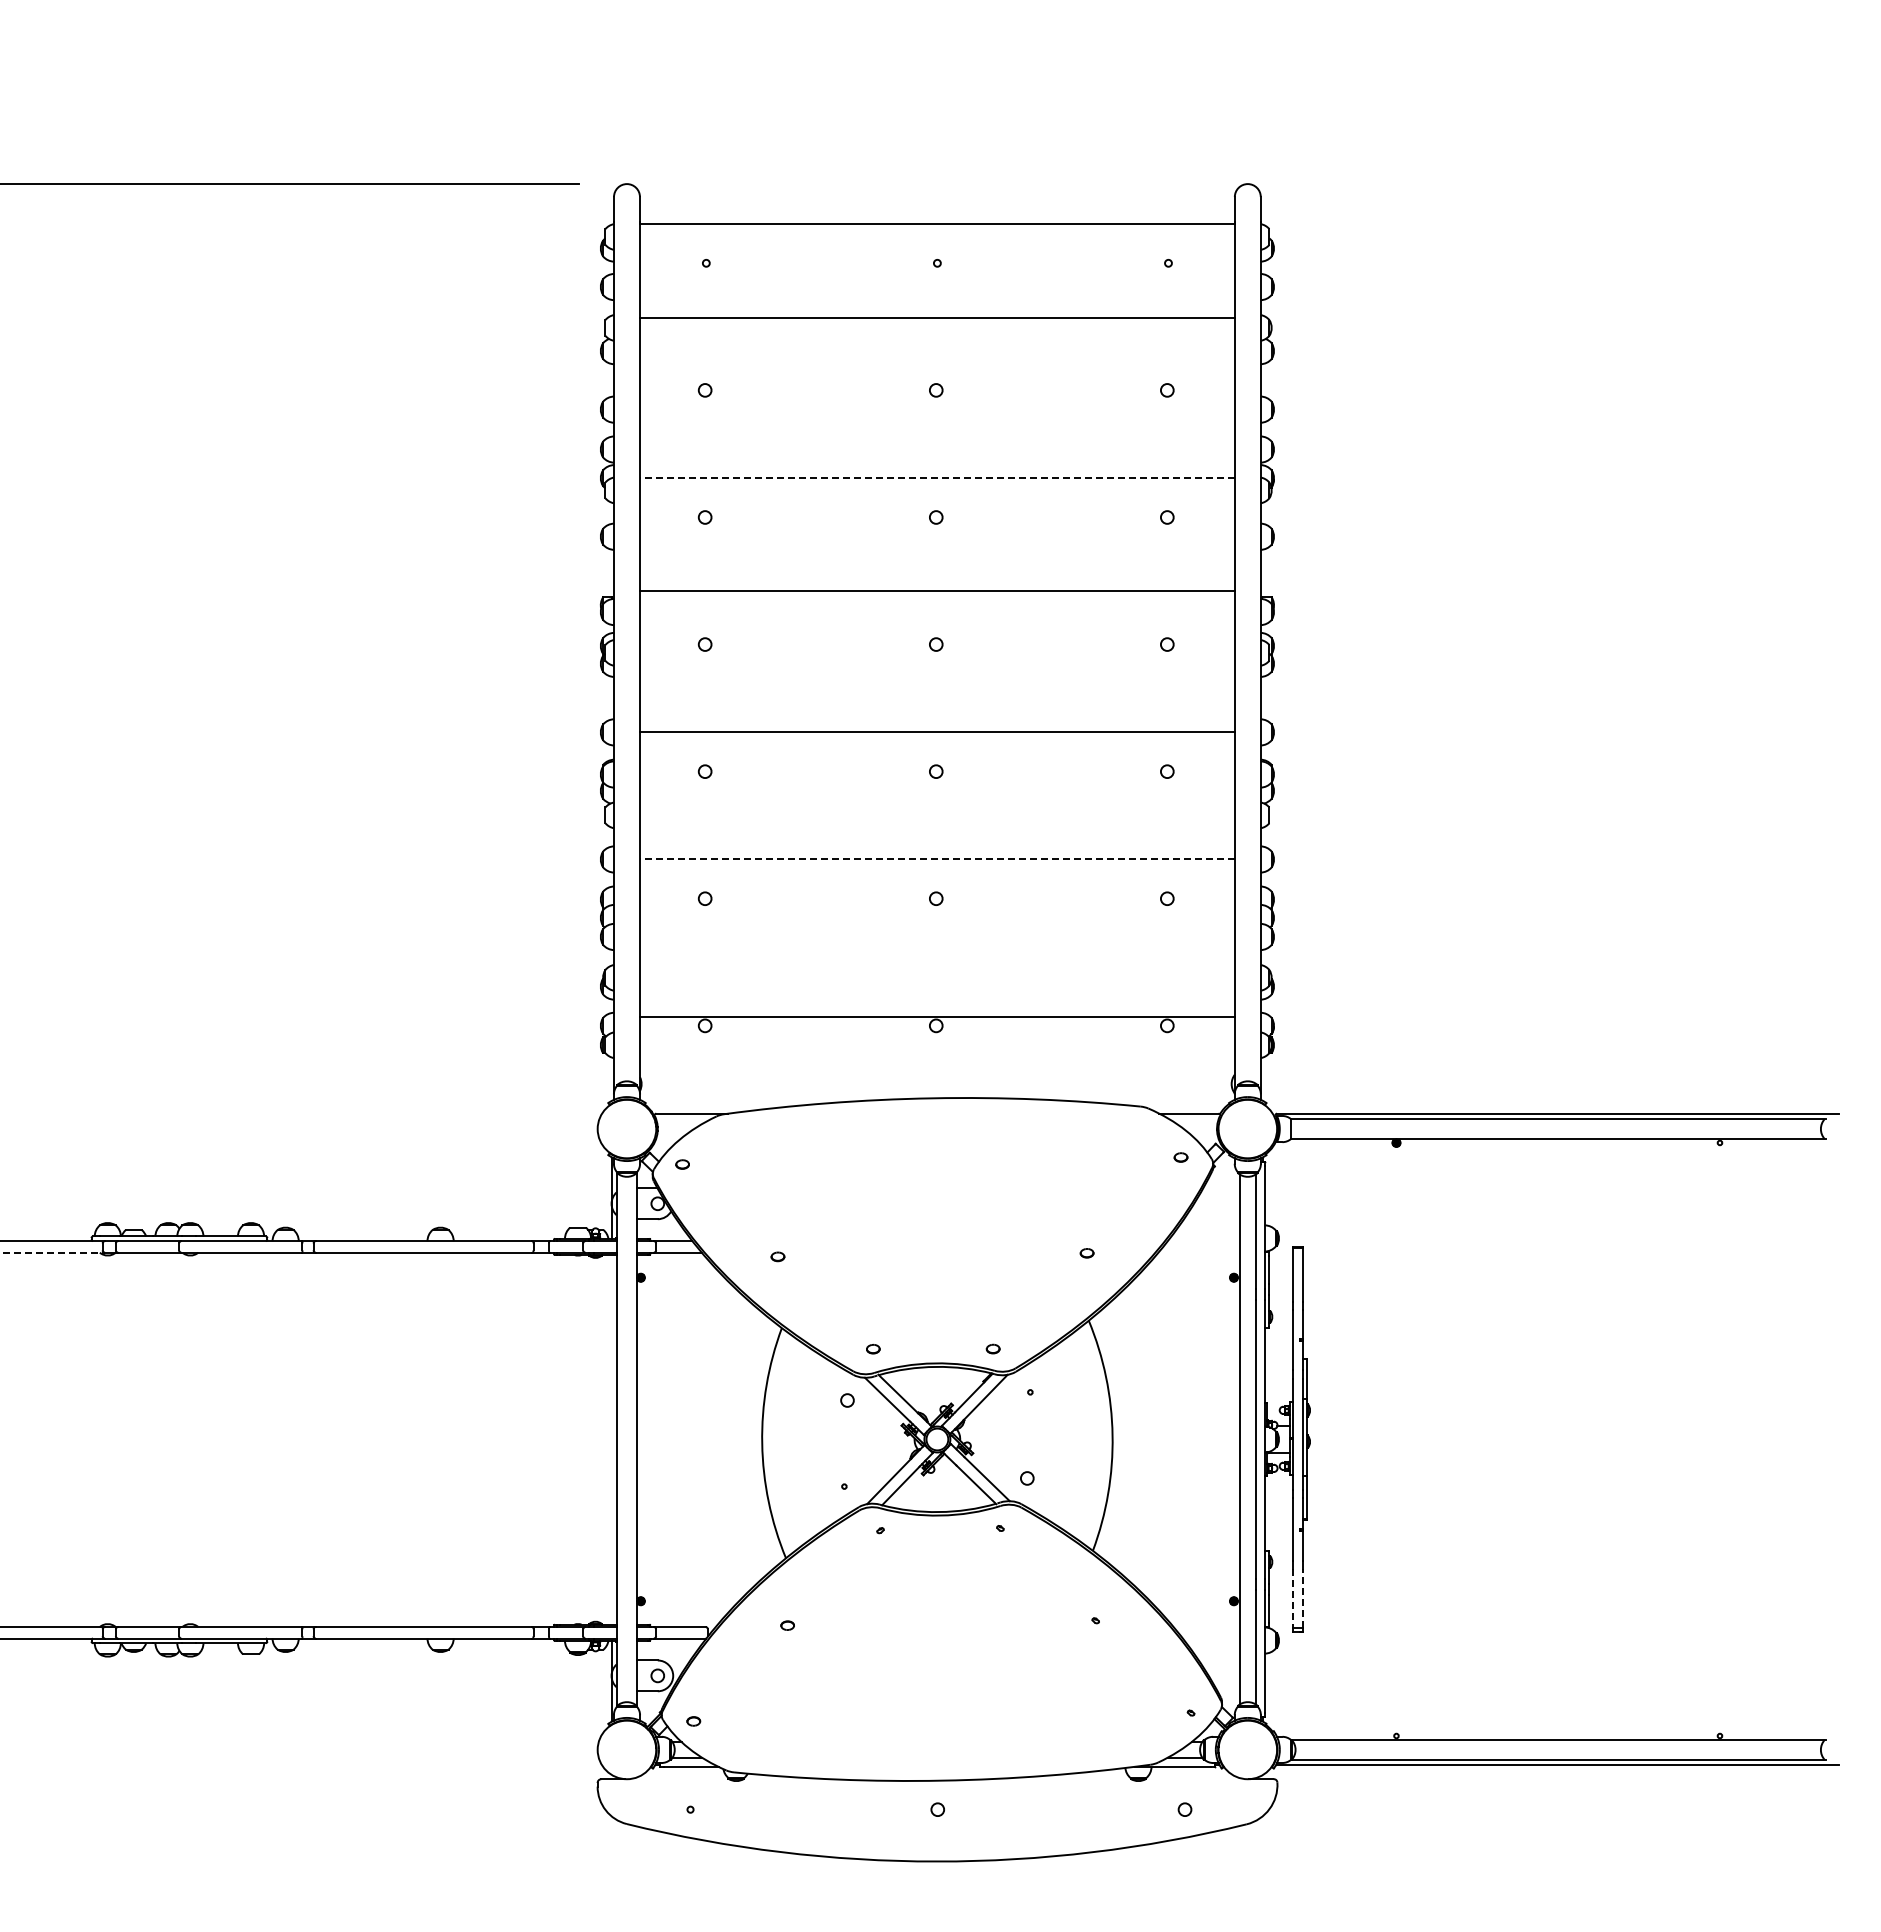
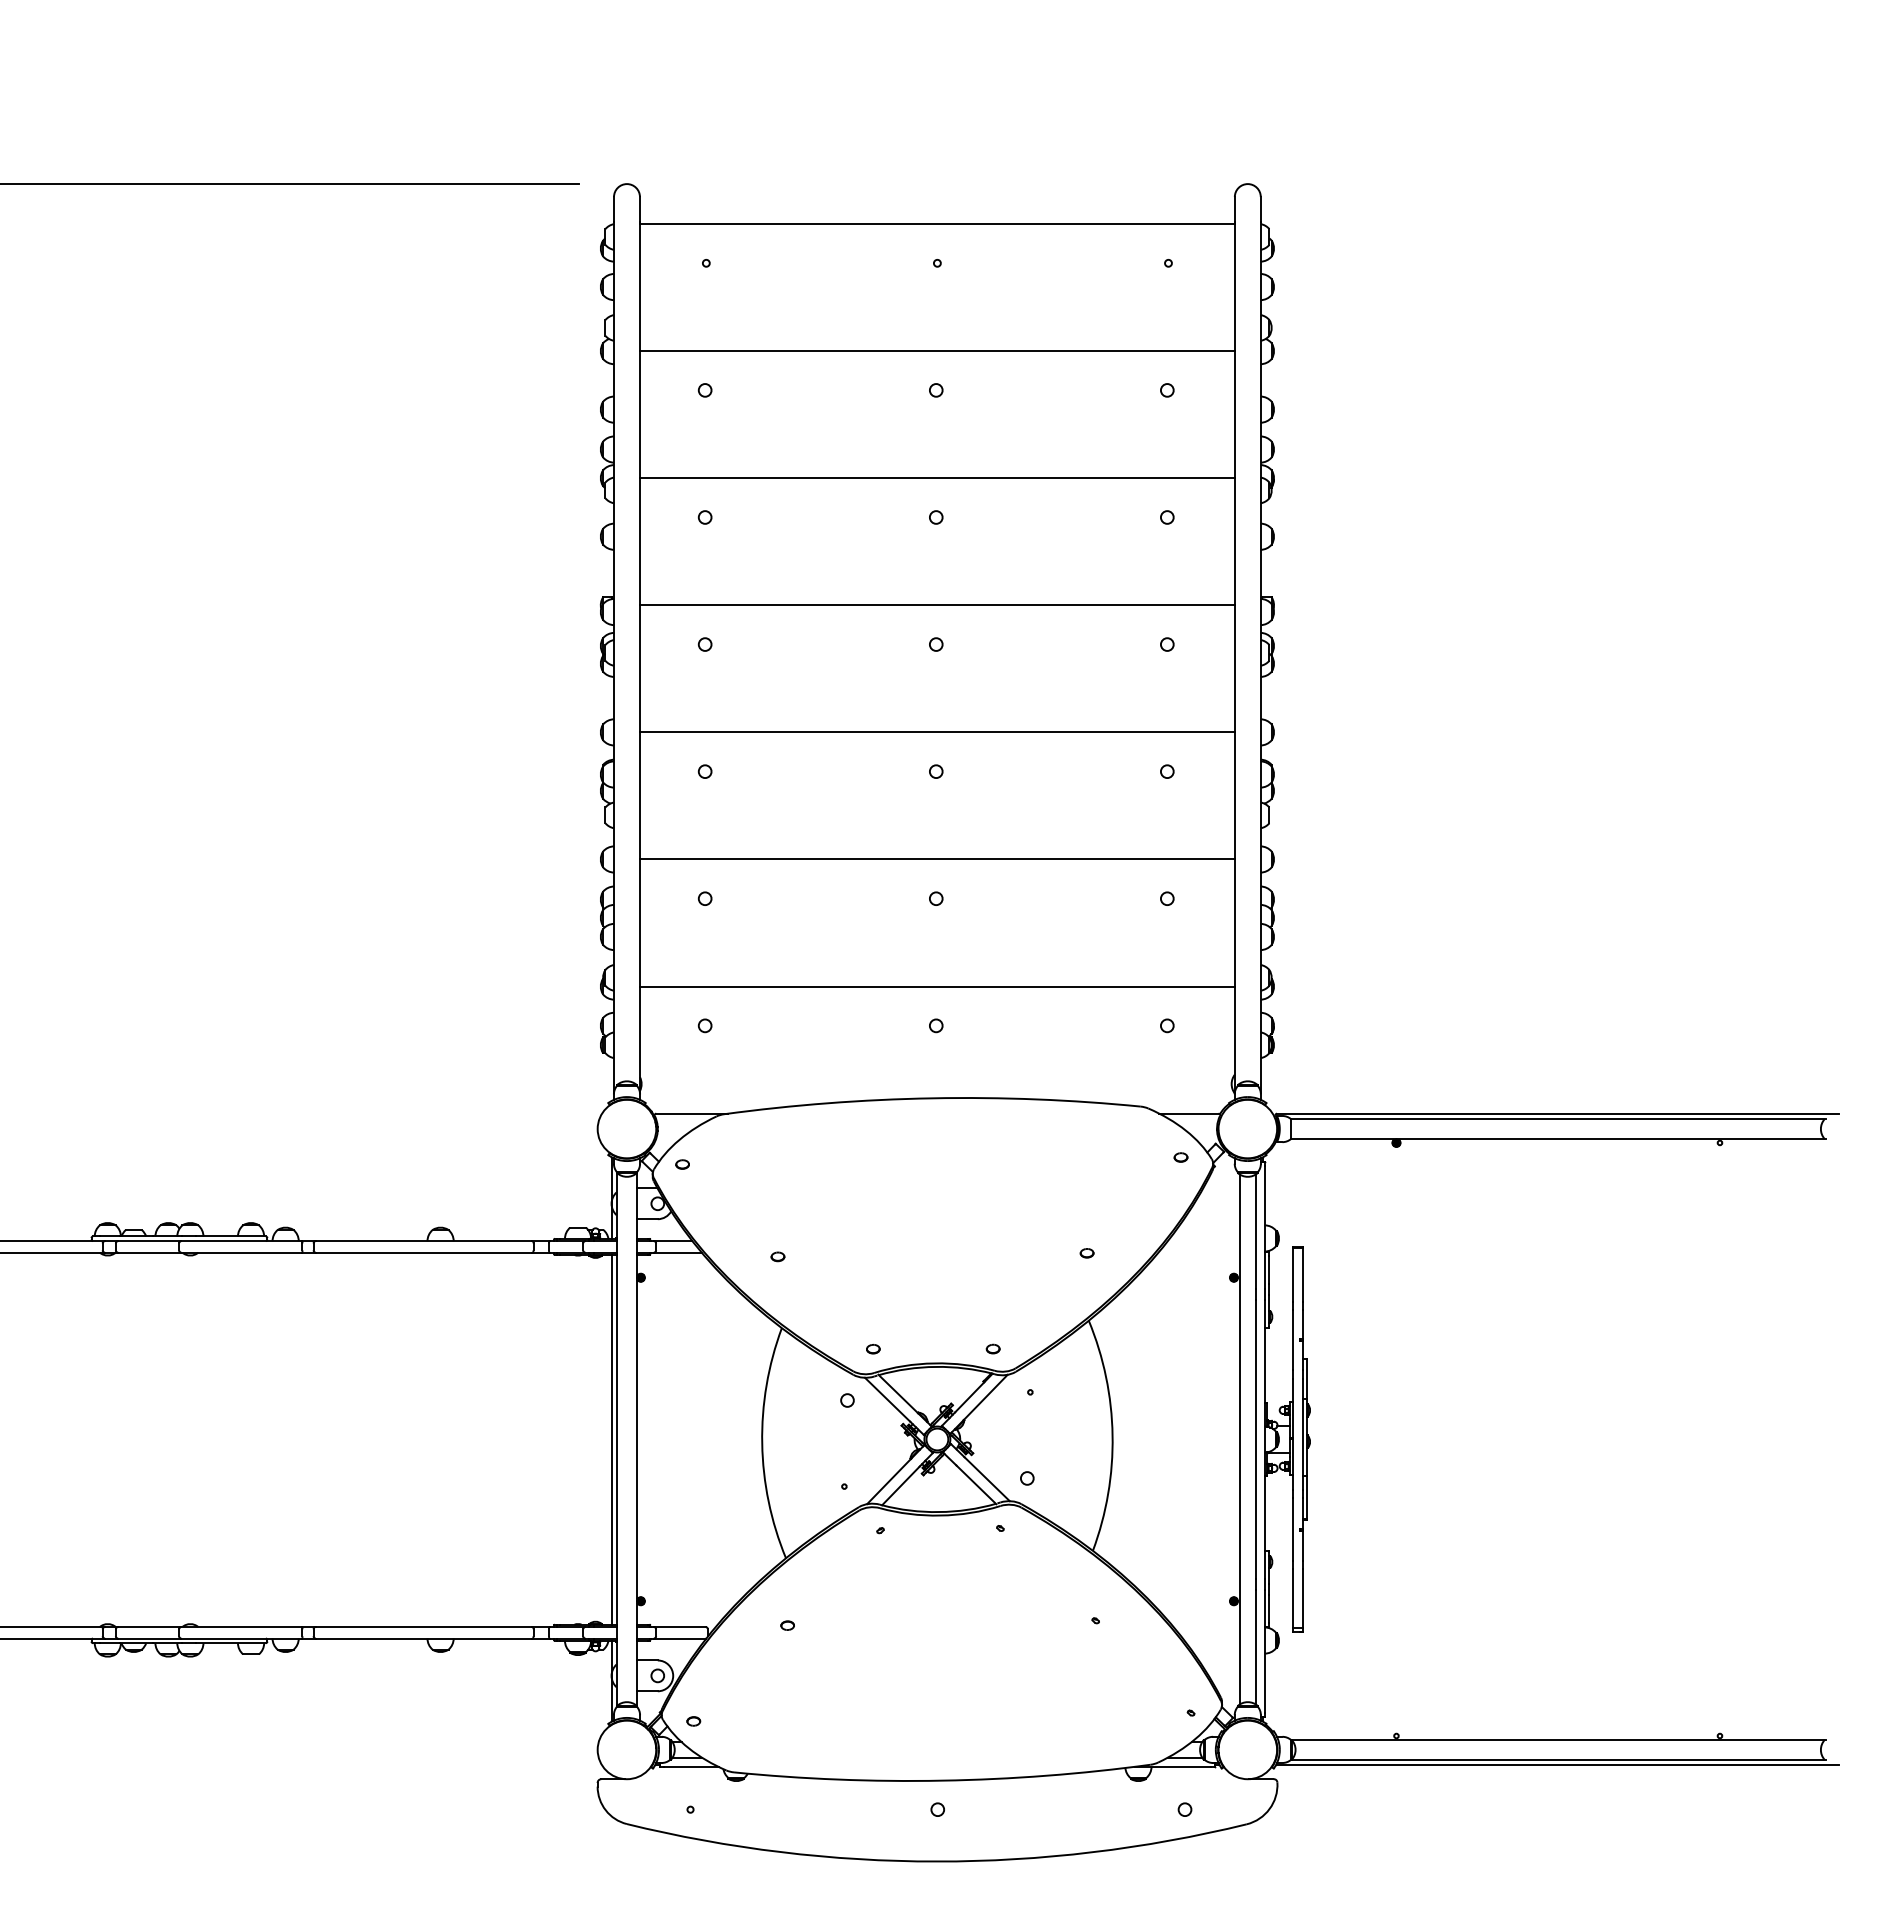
line position: (936, 318) -> (936, 351) (936, 351)
line: dashed -> solid (936, 478)
line position: (936, 591) -> (936, 605) (936, 605)
line: dashed -> solid (936, 859)
line position: (936, 1016) -> (936, 986) (936, 986)
line: dashed -> solid (53, 1252)
line: none -> present (611, 1439)
line: dashed -> solid (1302, 1597)
line: dashed -> solid (1293, 1598)
